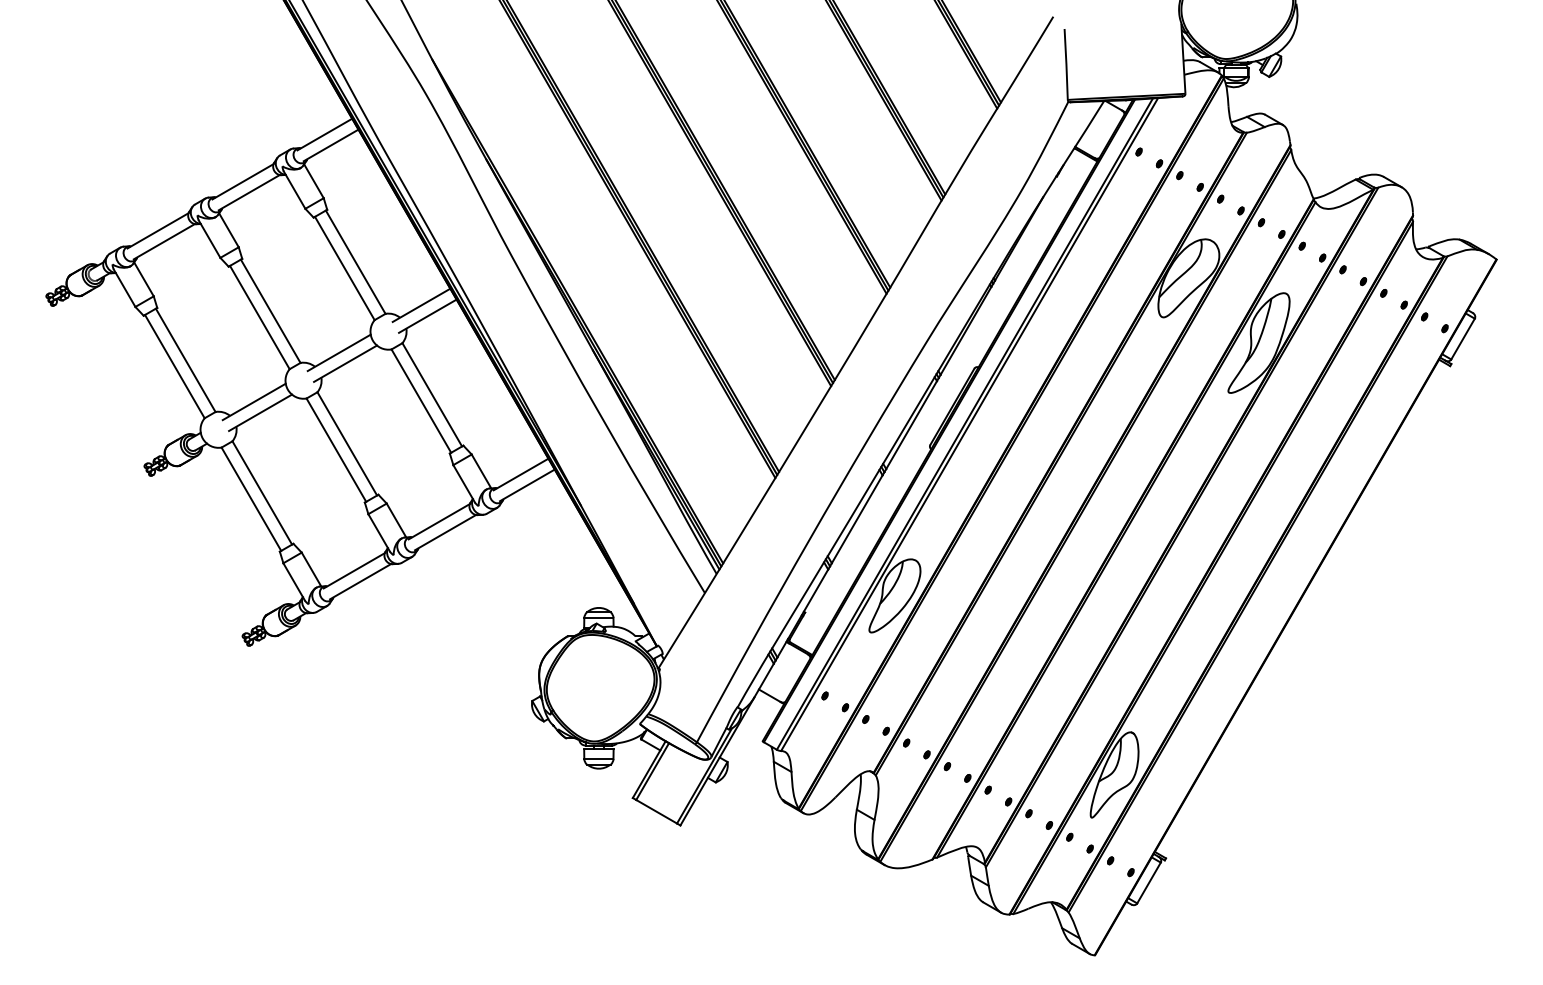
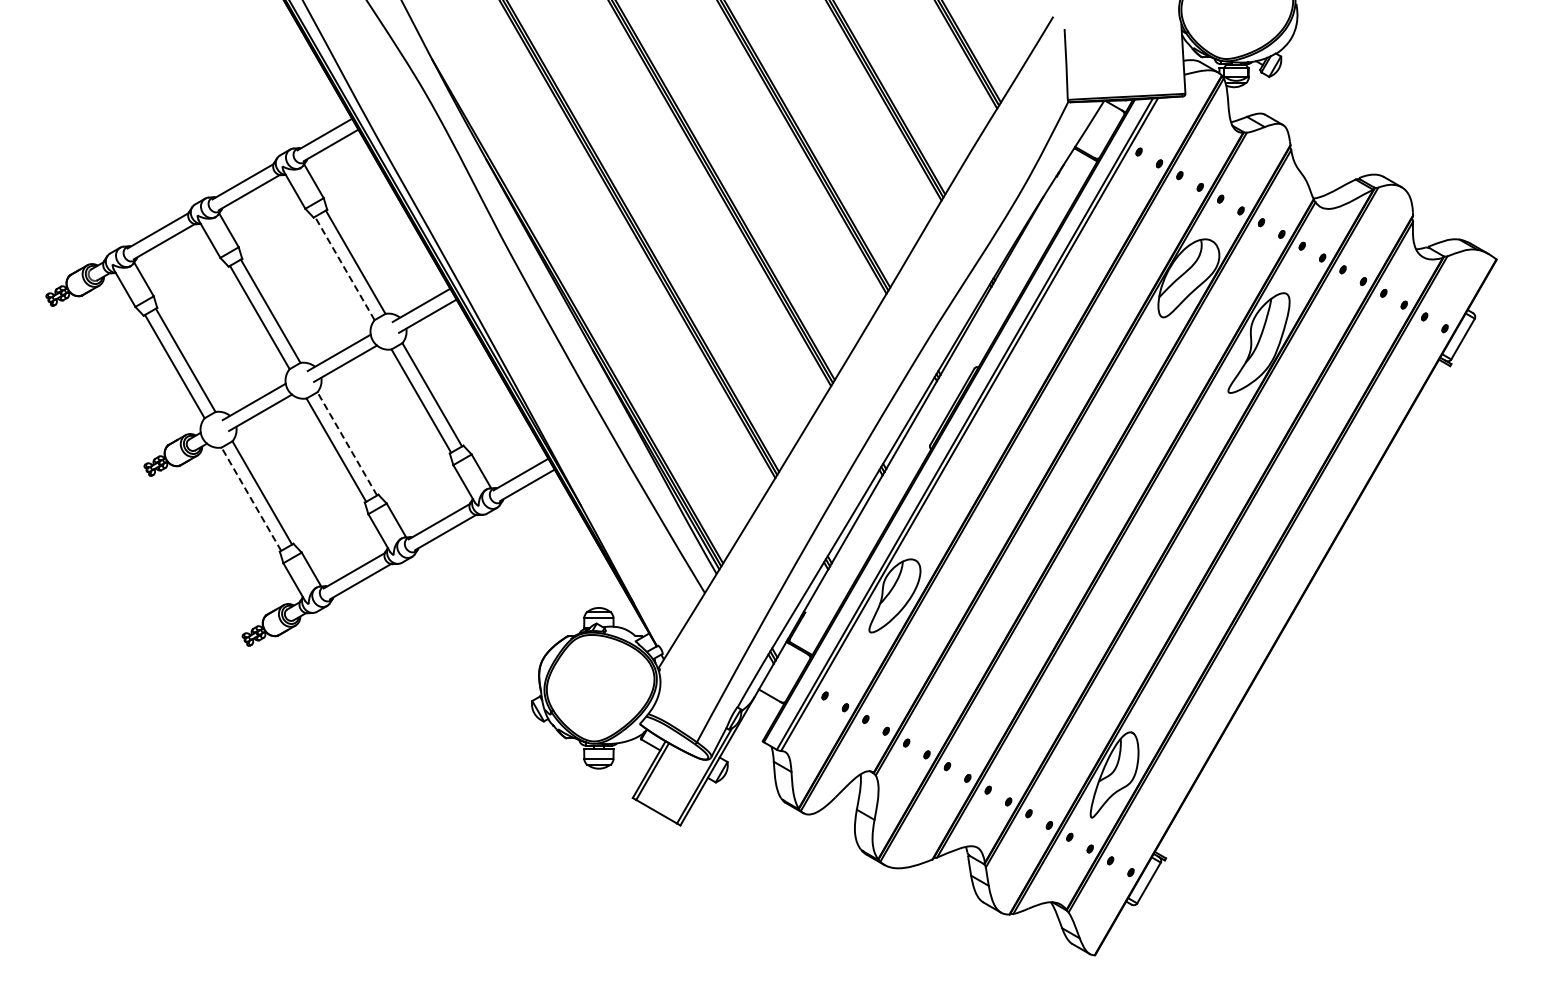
line: solid -> dashed (344, 268)
line: solid -> dashed (347, 443)
line: solid -> dashed (251, 499)
